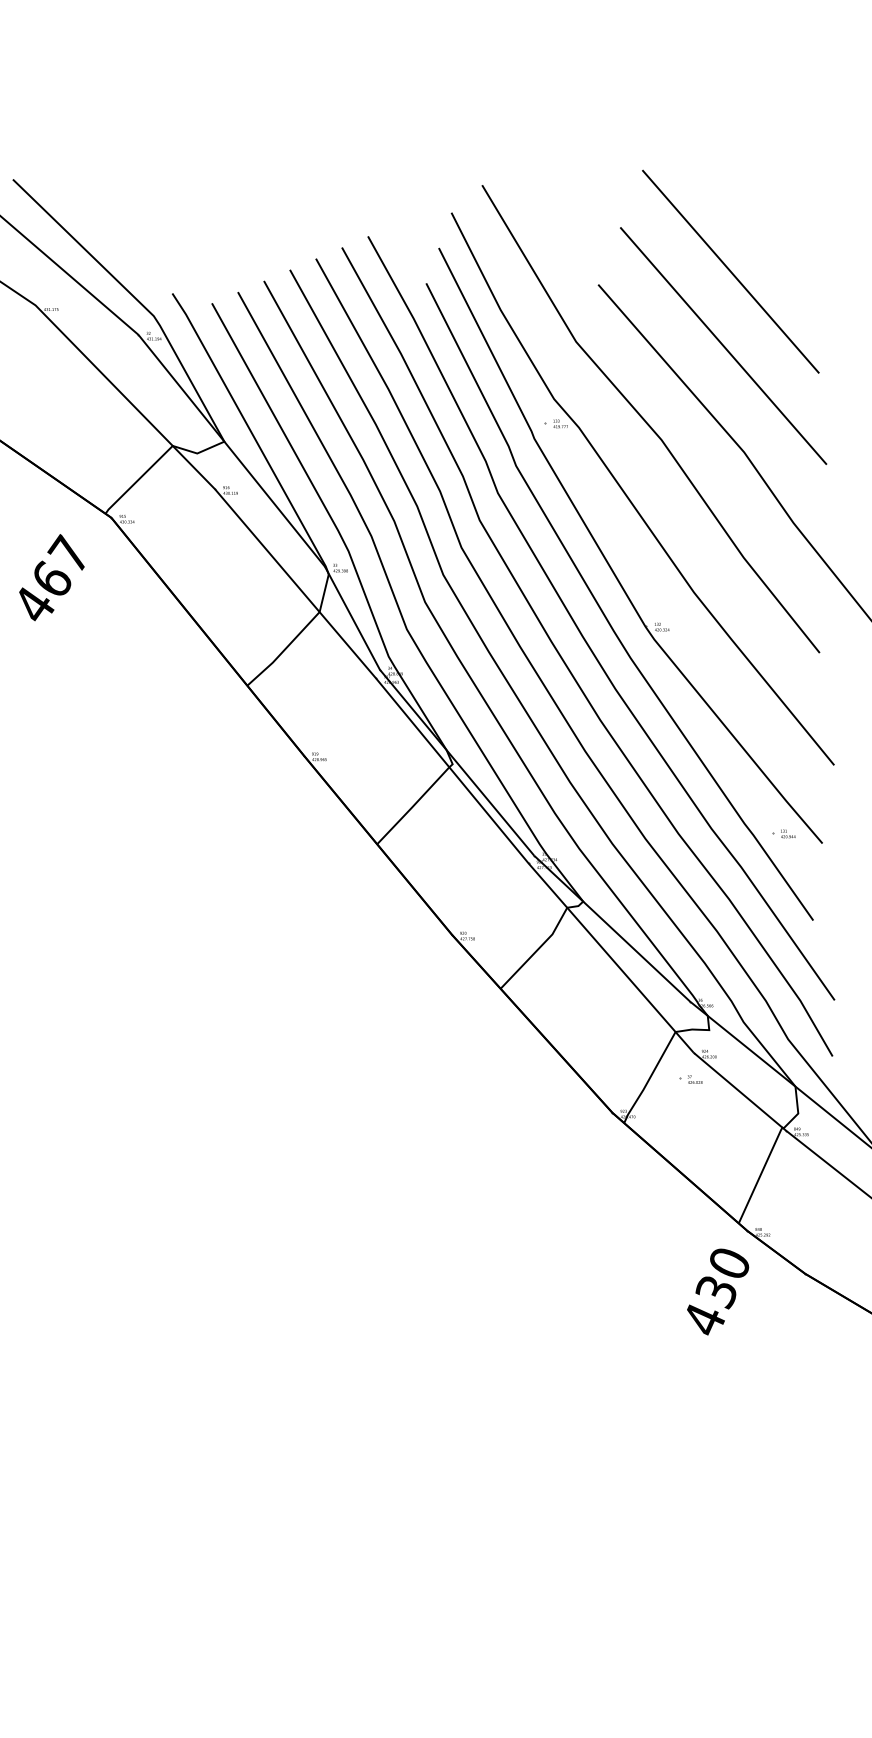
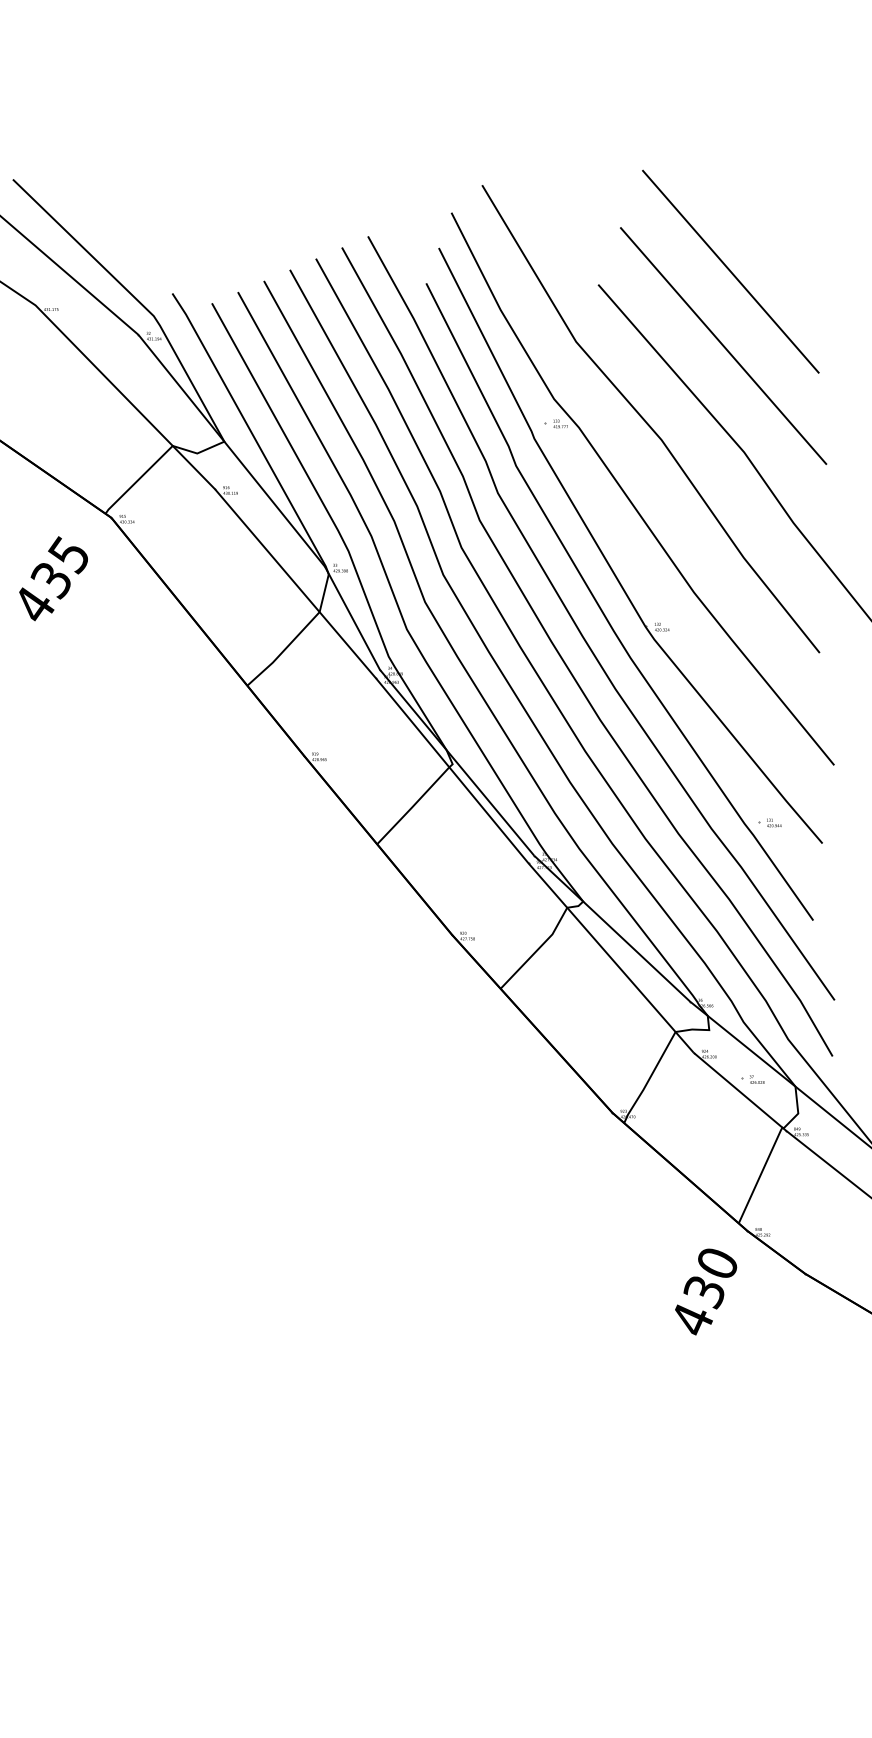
text: 467 -> 435 (58, 566)
part position: (783, 833) -> (769, 822) (769, 822)
part position: (690, 1079) -> (752, 1079) (752, 1079)
text position: (718, 1291) -> (706, 1291) (706, 1291)
